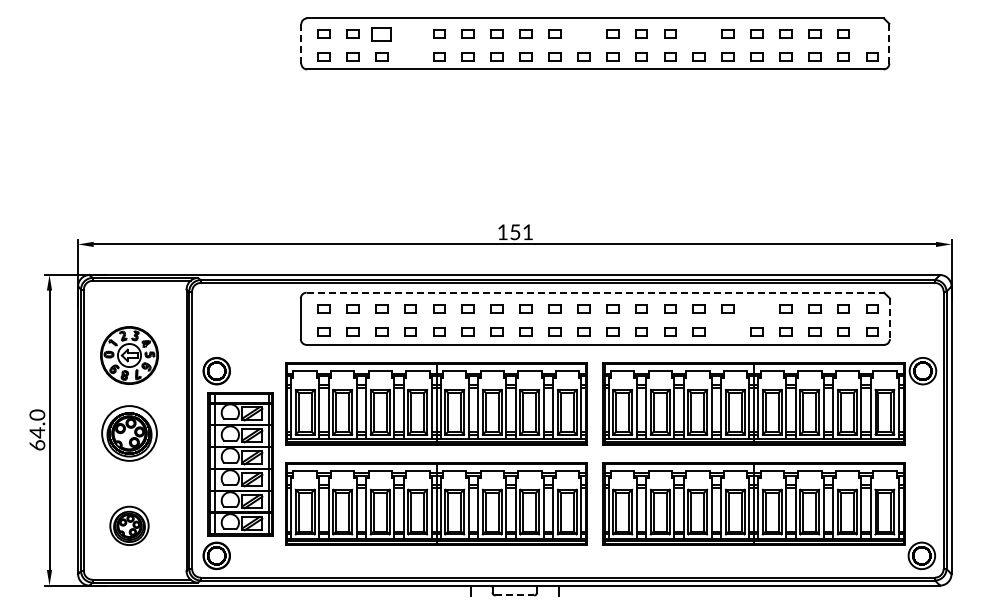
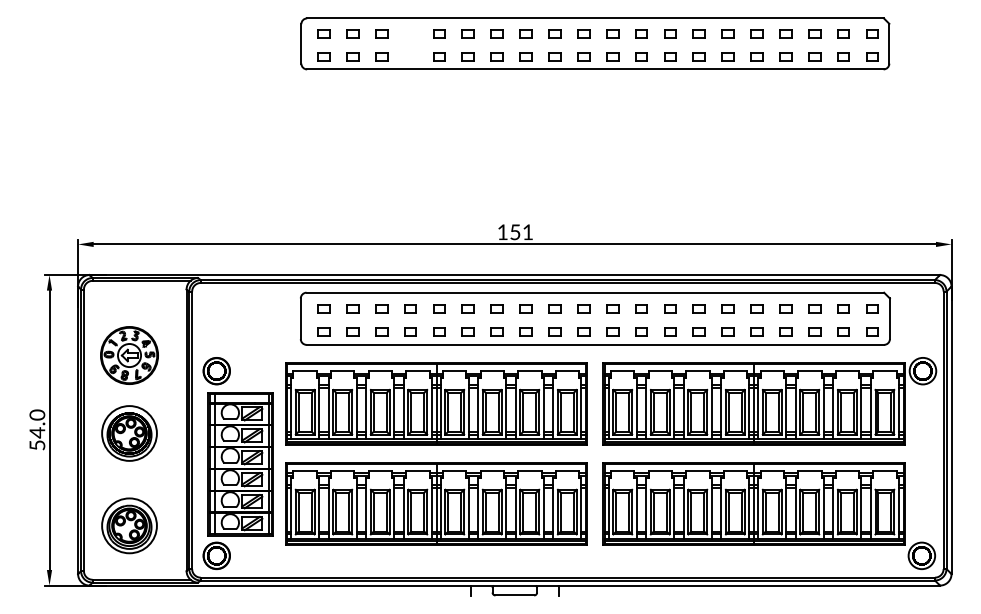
part: none -> present (583, 33)
part: none -> present (698, 33)
part: none -> present (872, 33)
part size: 21x15 px -> 14x10 px (381, 33)
line: dashed -> solid (301, 43)
line: dashed -> solid (889, 43)
line: dashed -> solid (595, 292)
part: none -> present (756, 308)
line: dashed -> solid (889, 319)
part: none -> present (727, 331)
text: 64.0 -> 54.0 (37, 445)
part size: 41x41 px -> 57x58 px (129, 525)
line: dashed -> solid (515, 595)
